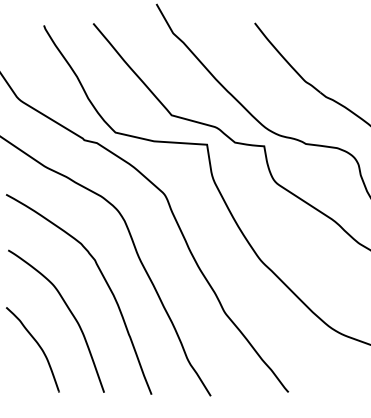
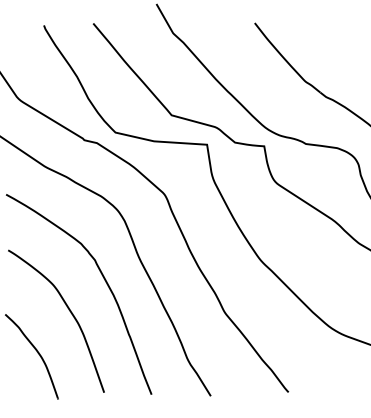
part position: (38, 346) -> (37, 353) (37, 353)
